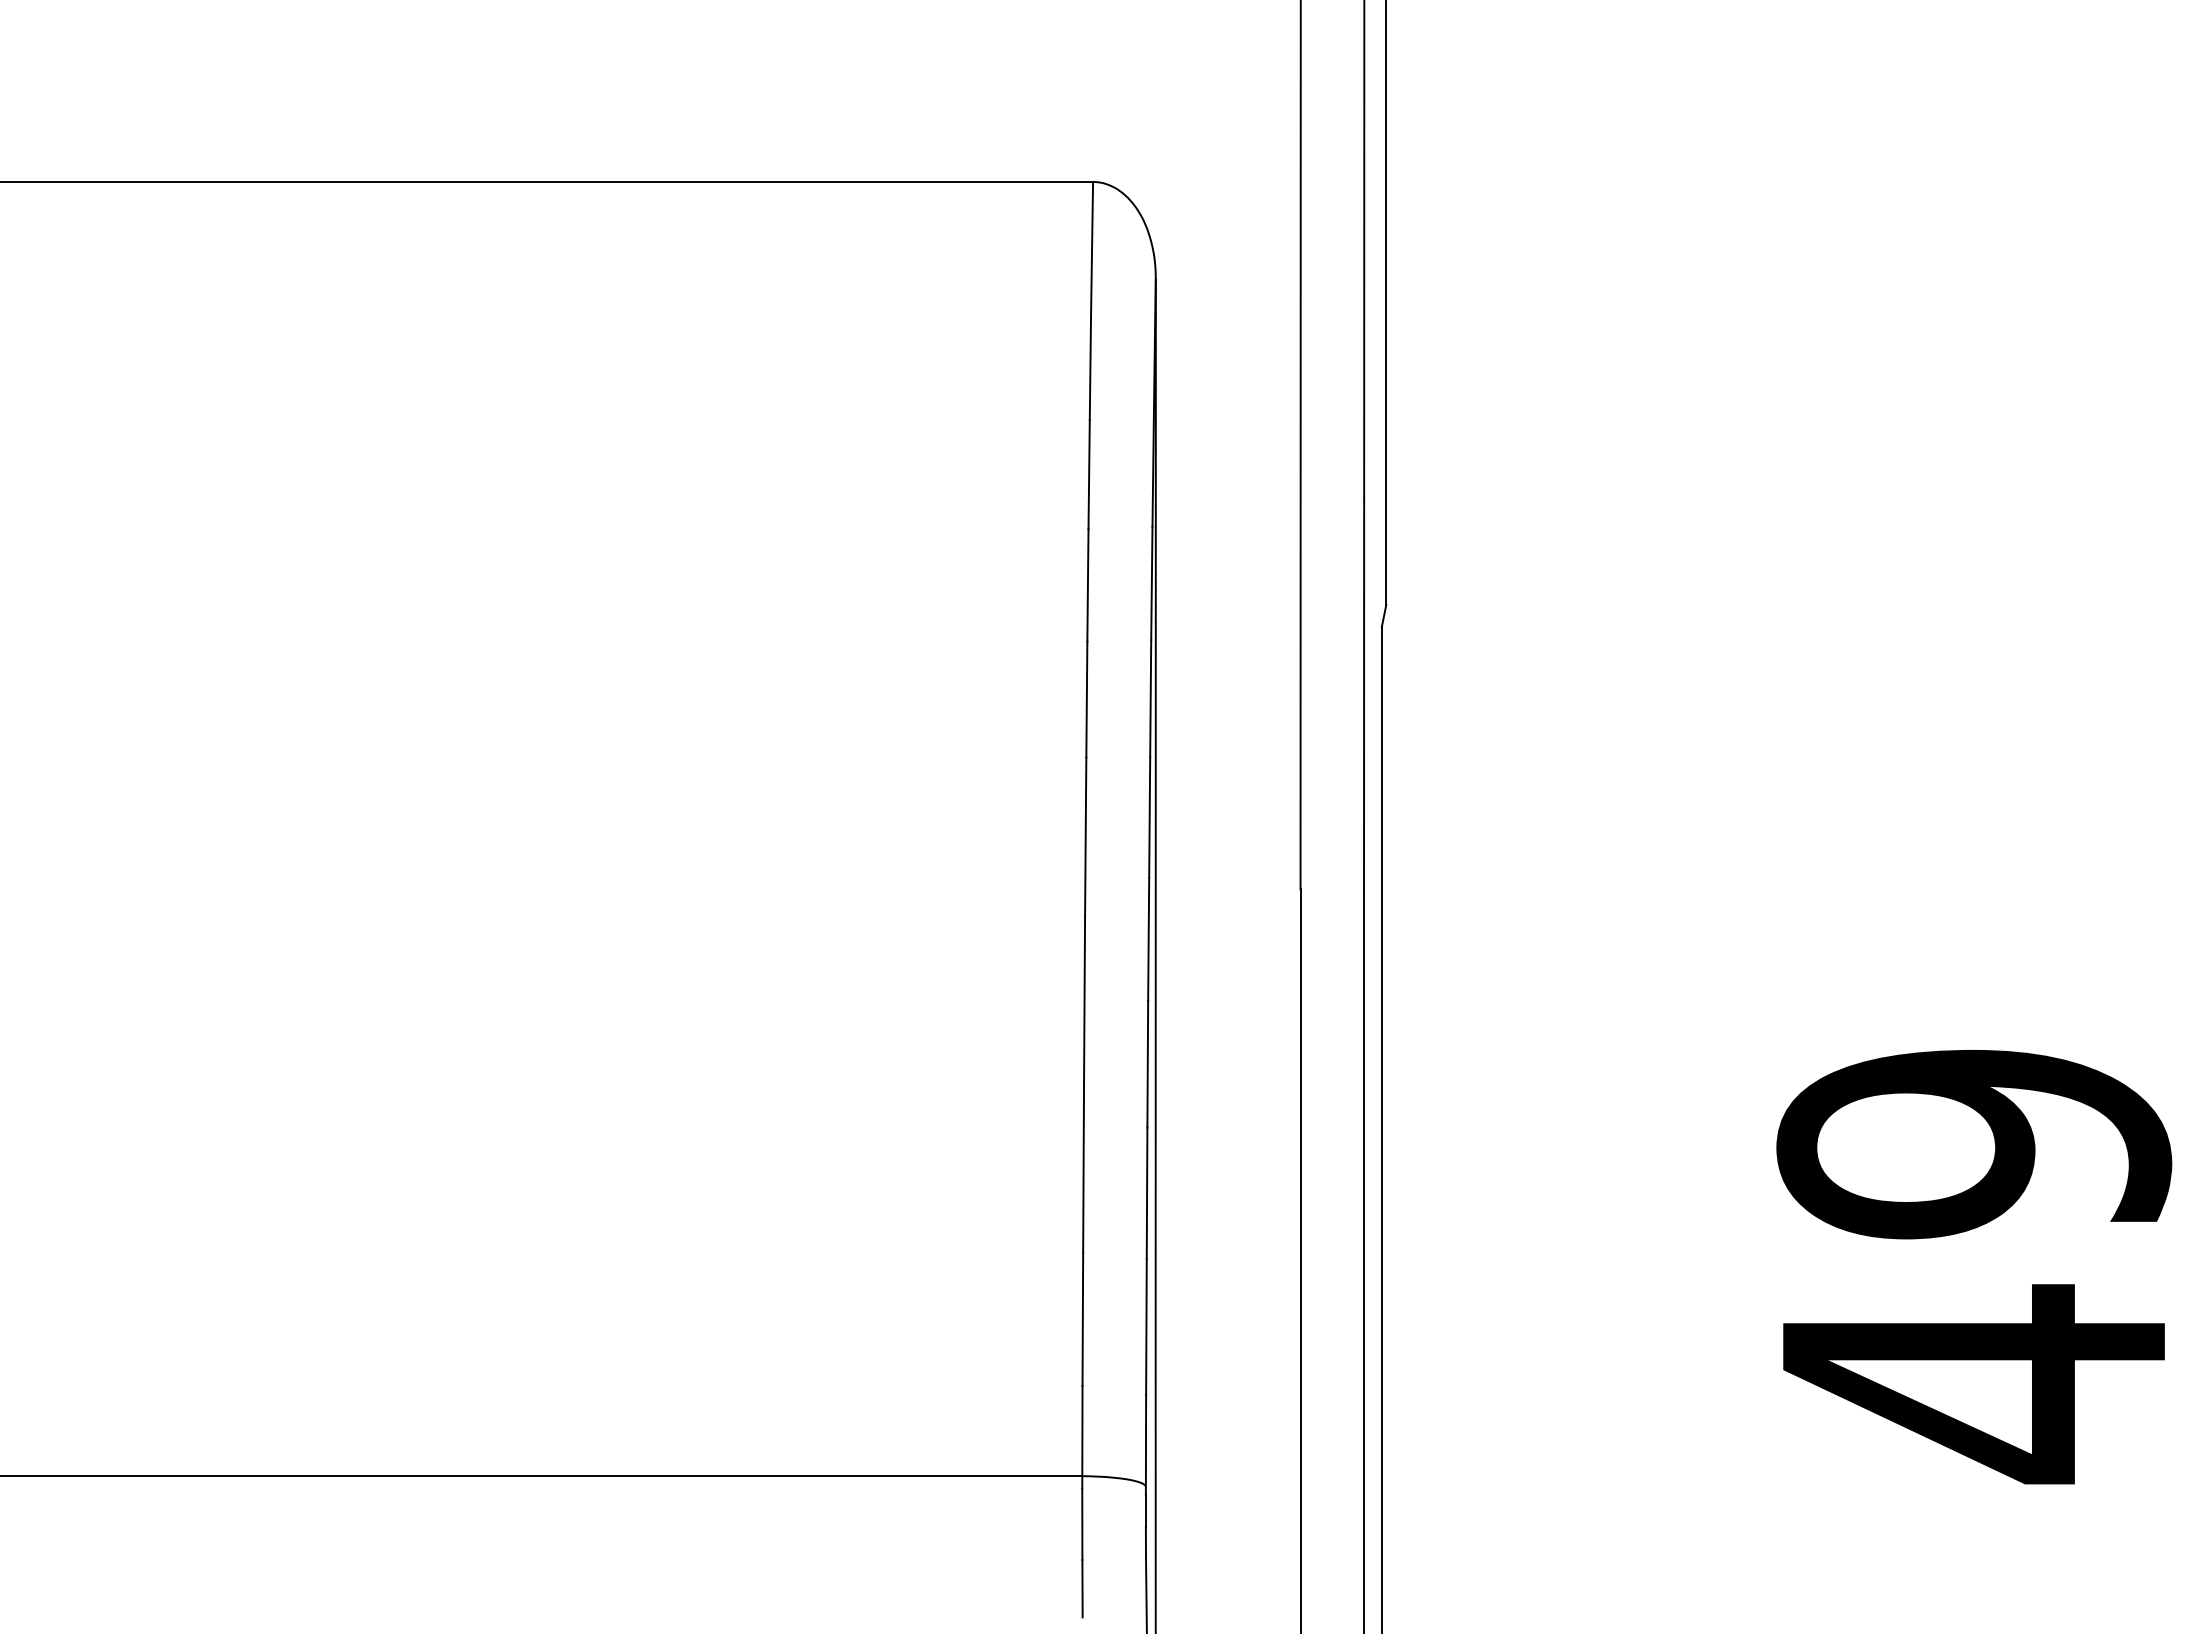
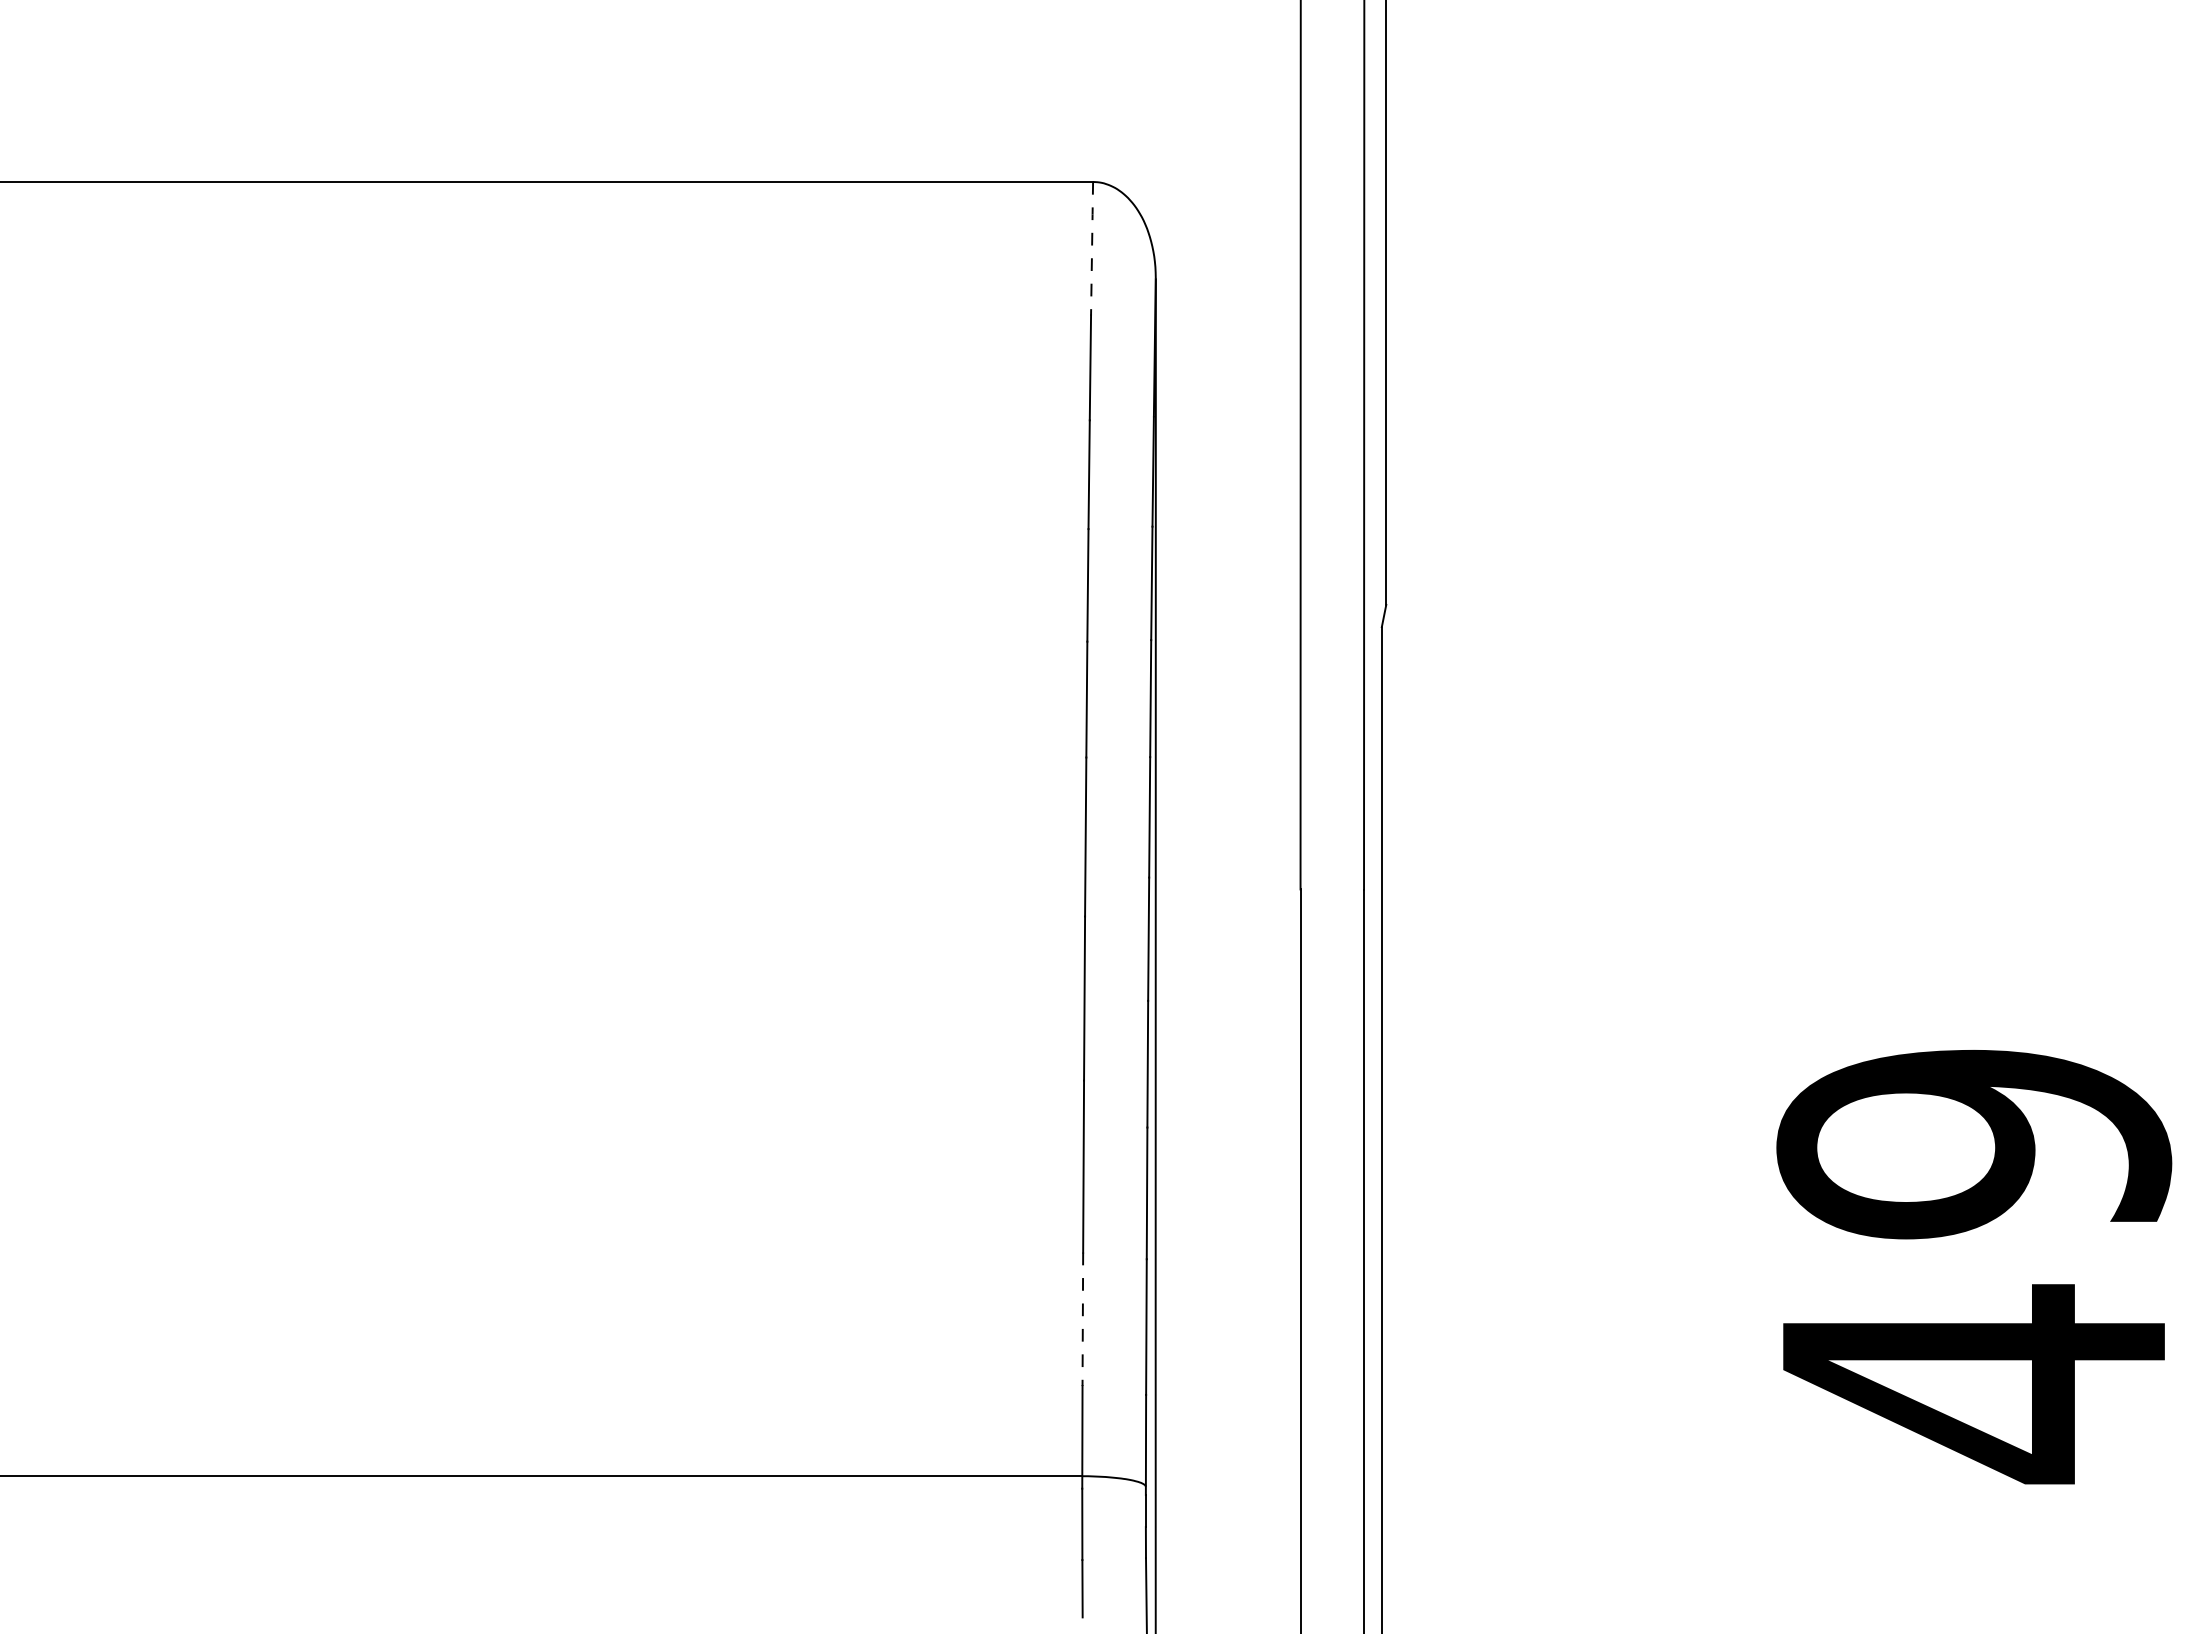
line: solid -> dashed (1092, 248)
line: solid -> dashed (1082, 1319)
